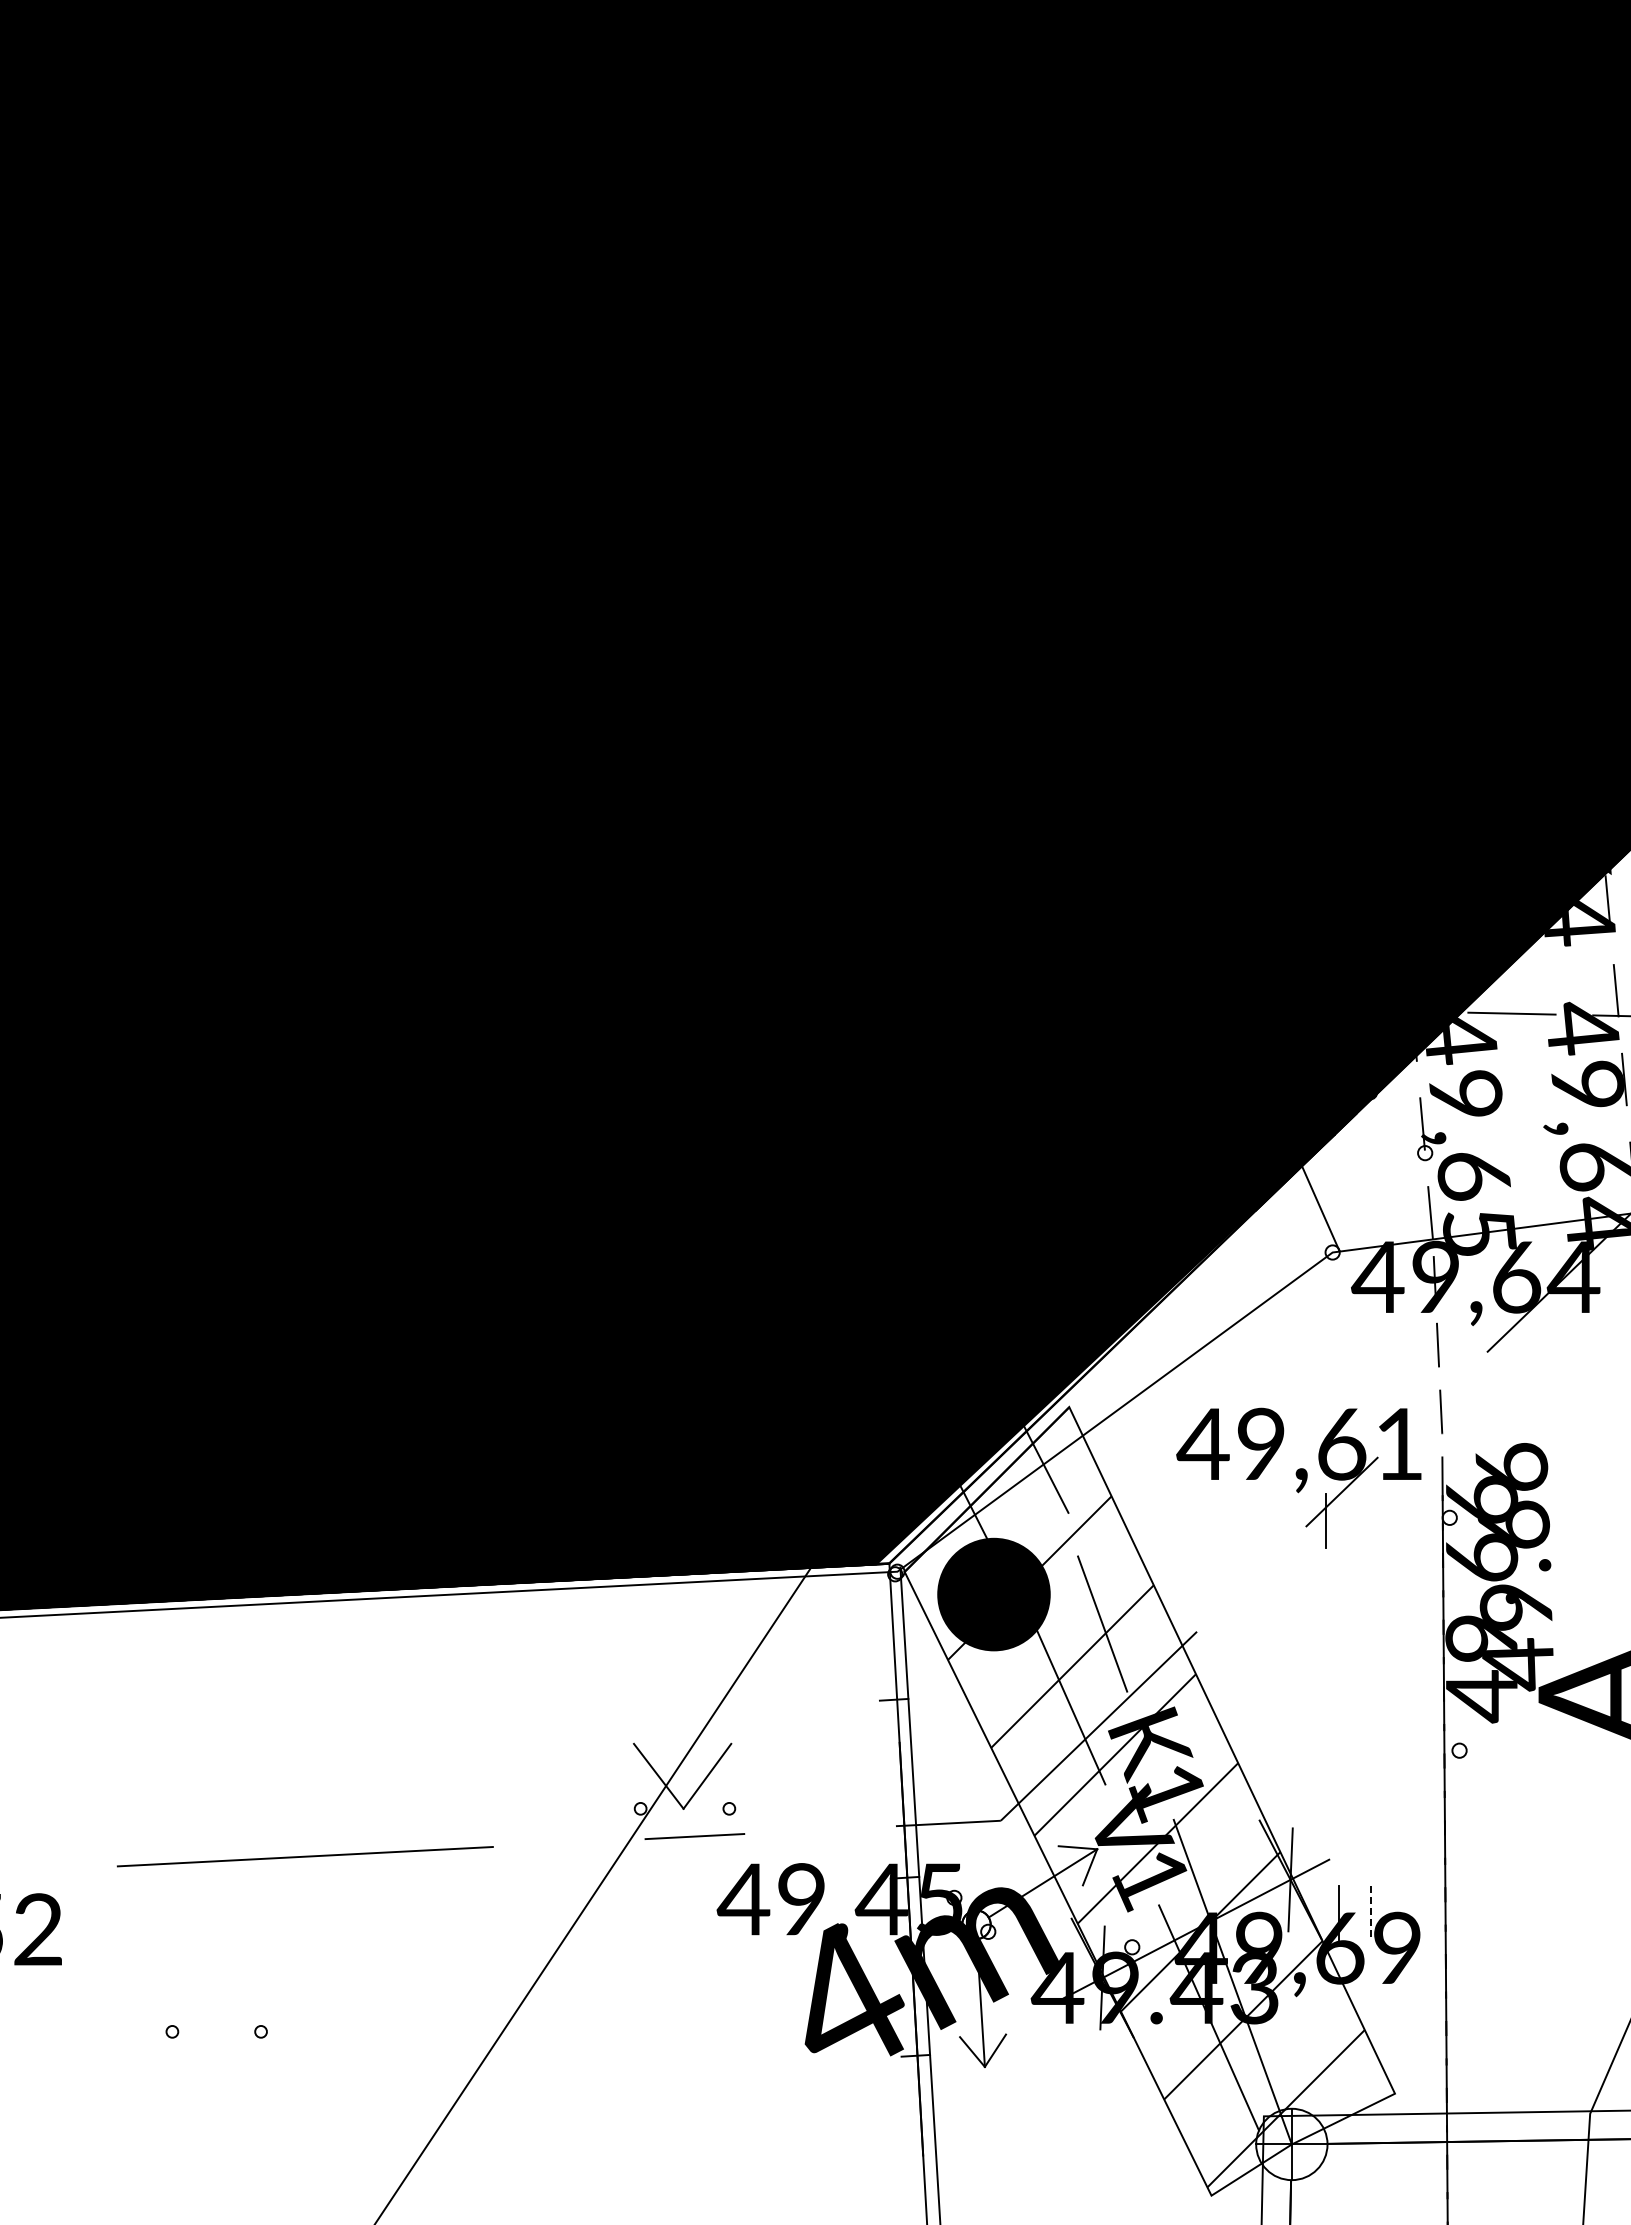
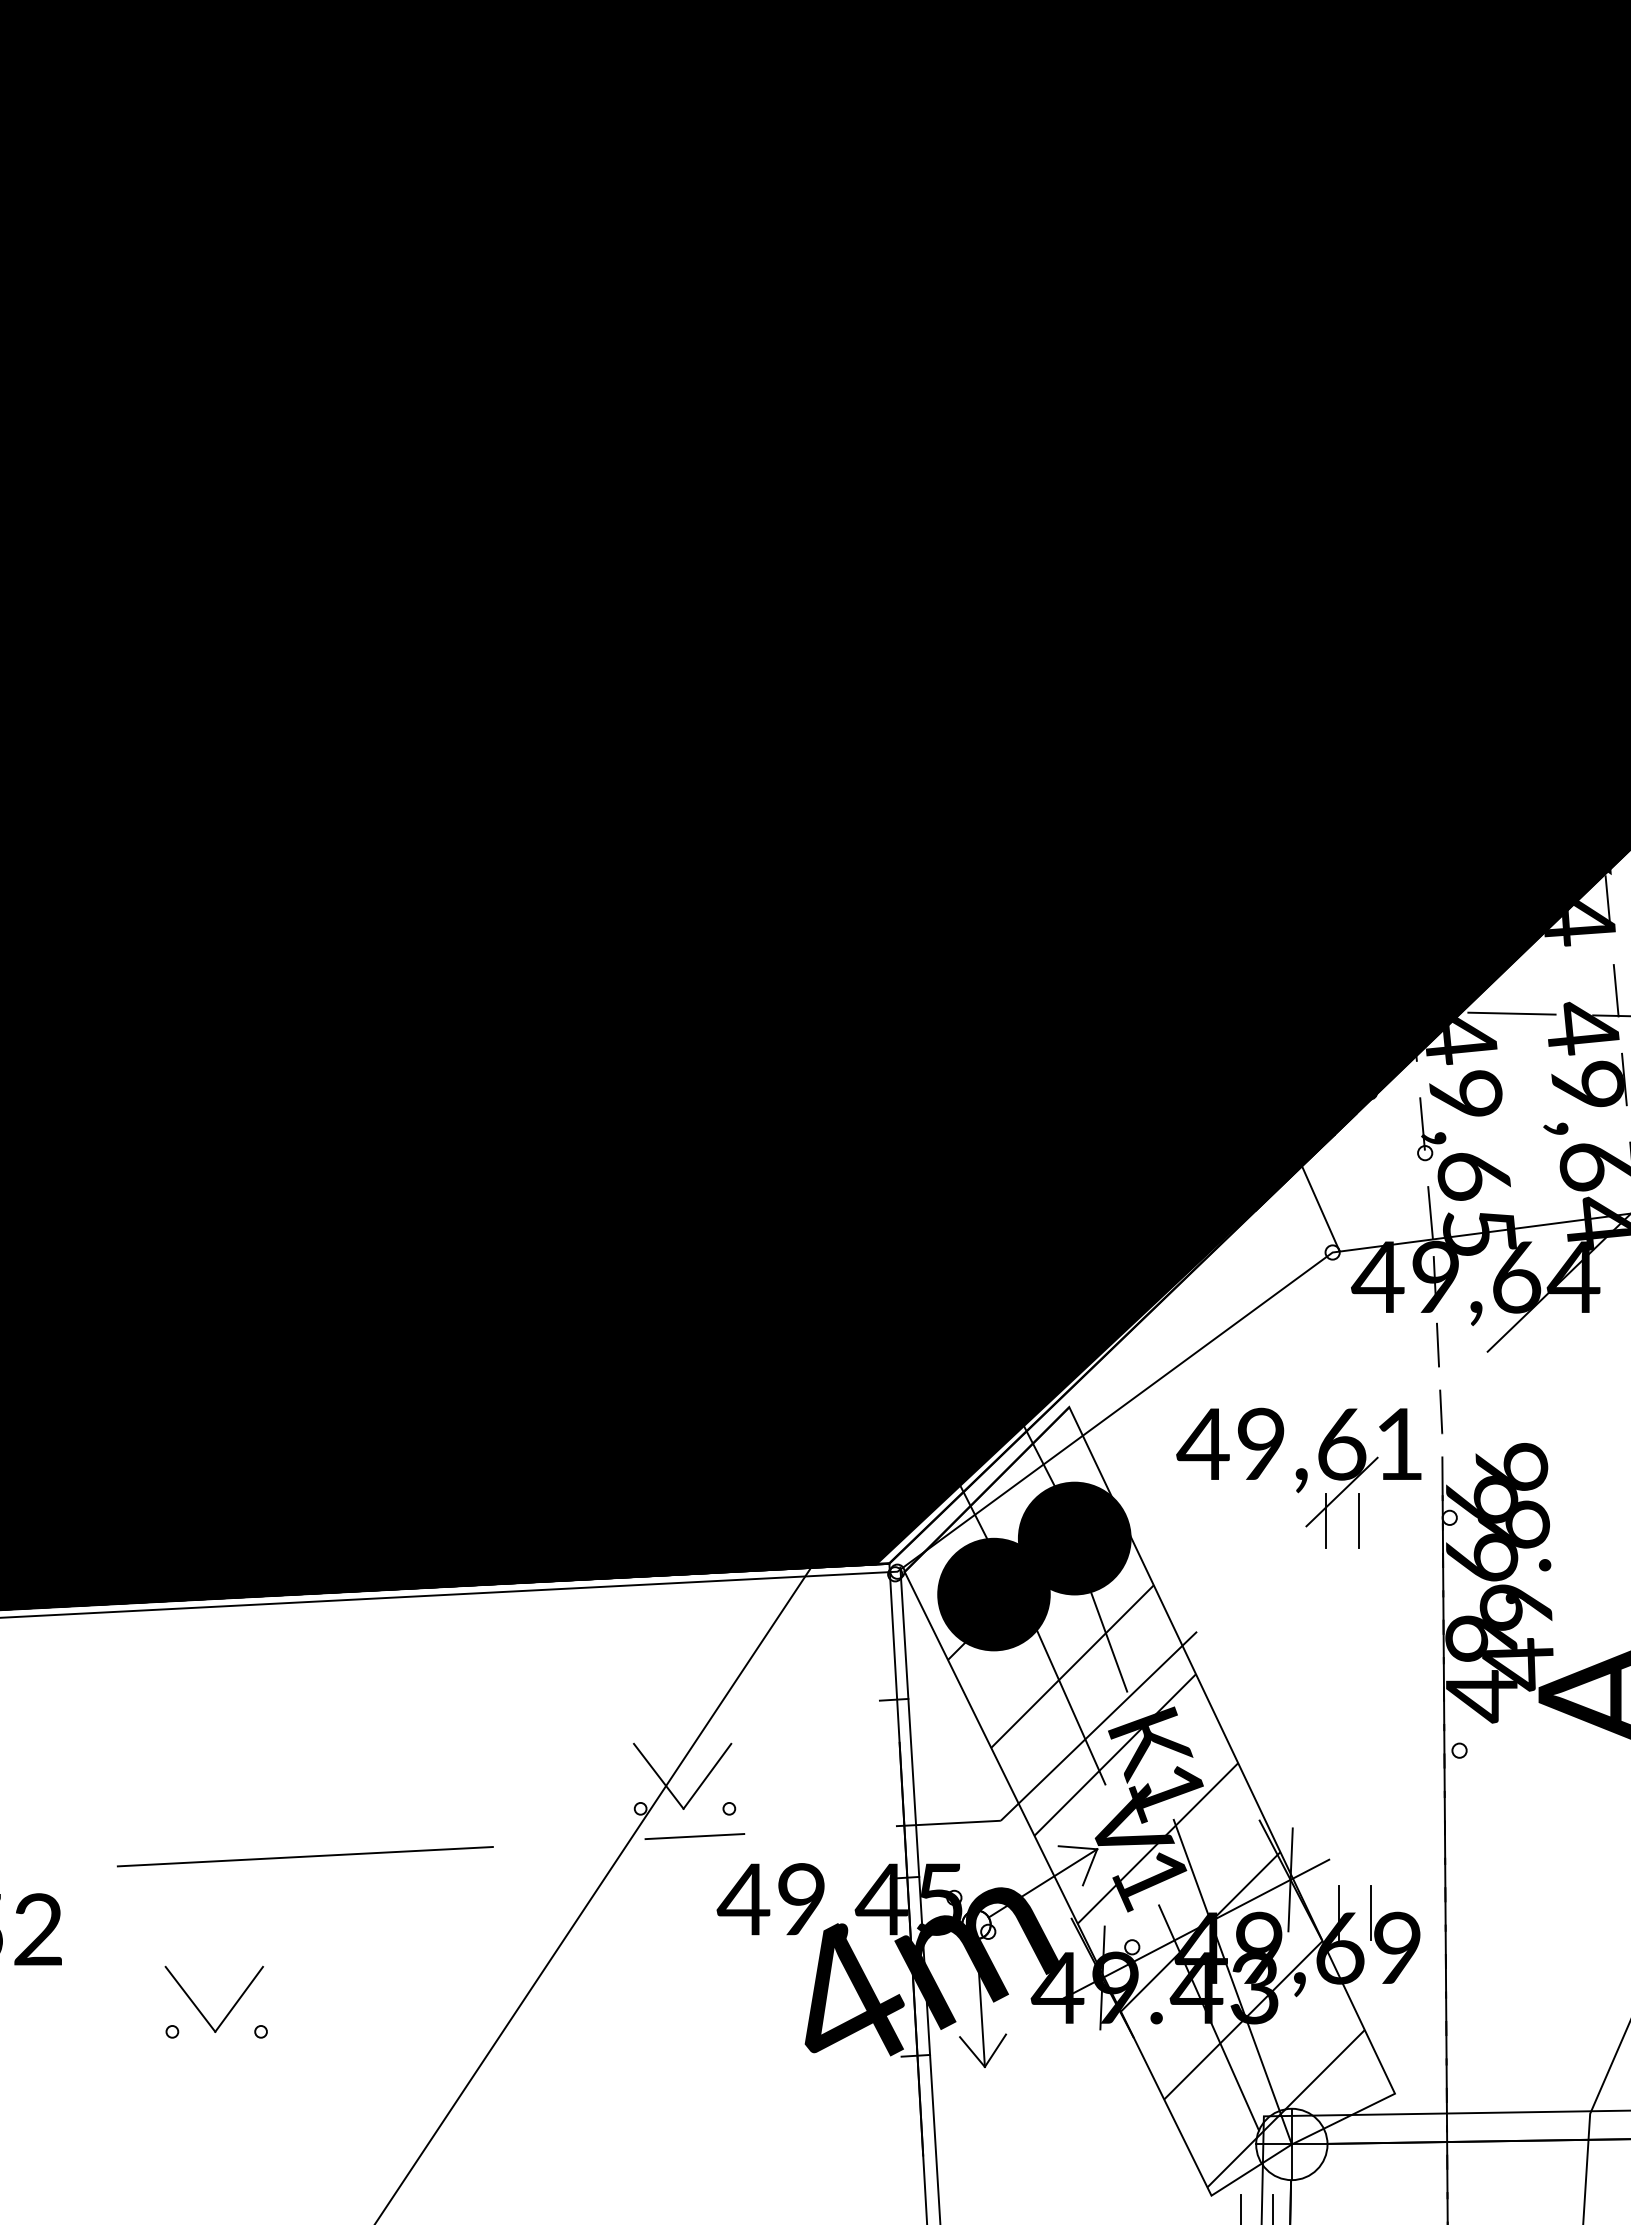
line: none -> present (1358, 1520)
fill: none -> present (1074, 1538)
line: dashed -> solid (1370, 1913)
part: none -> present (200, 2010)
line: none -> present (1240, 2208)
line: none -> present (1273, 2208)
